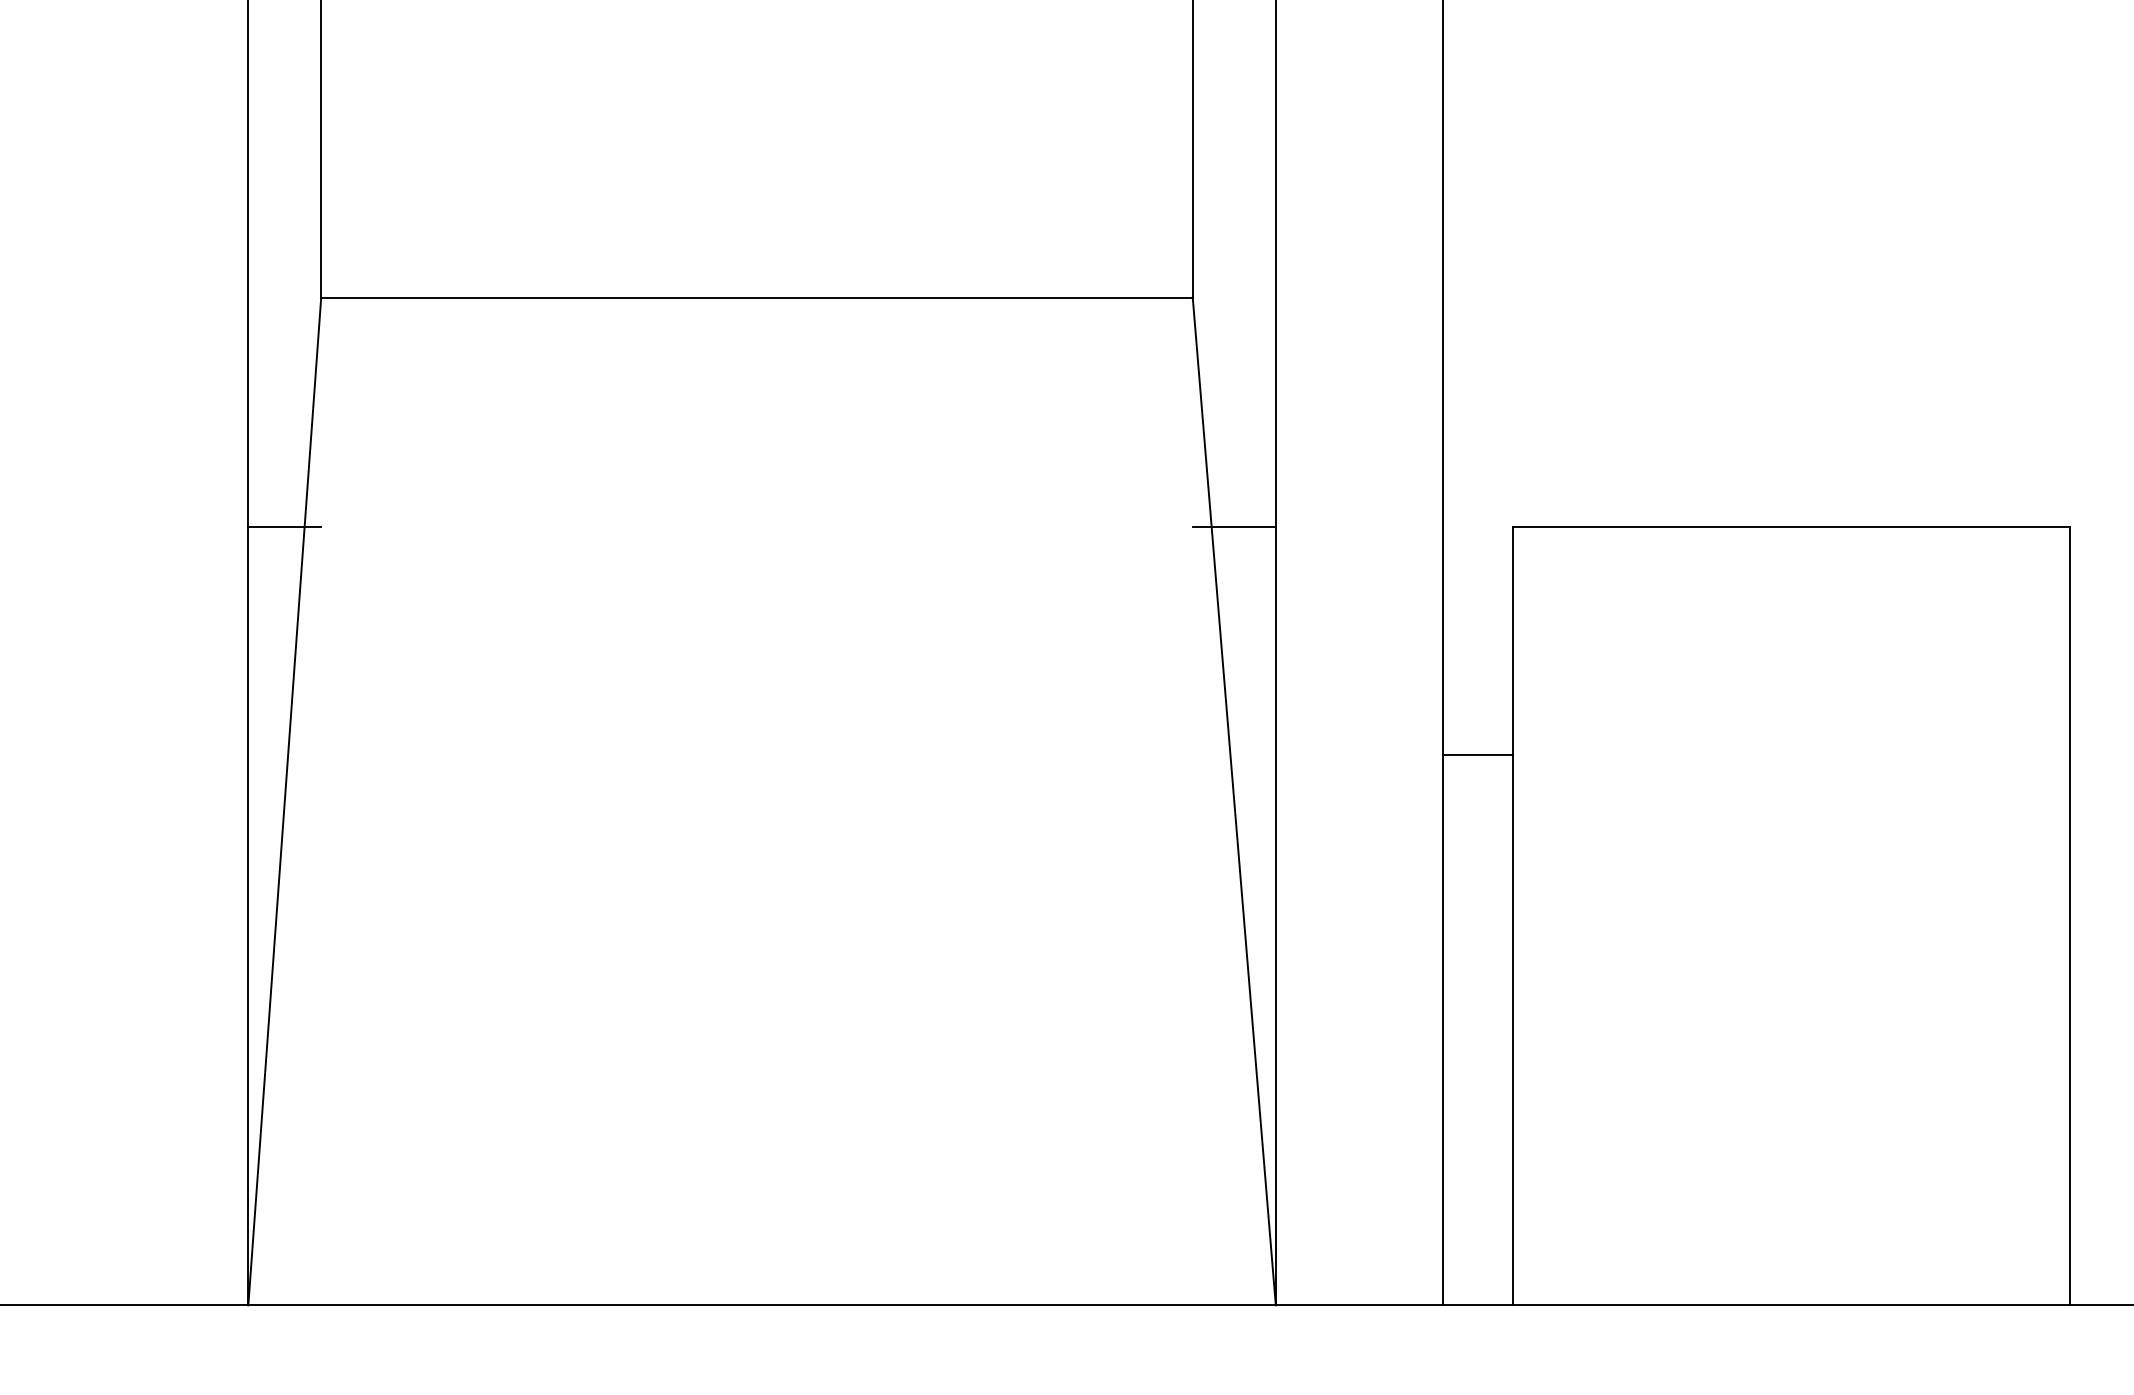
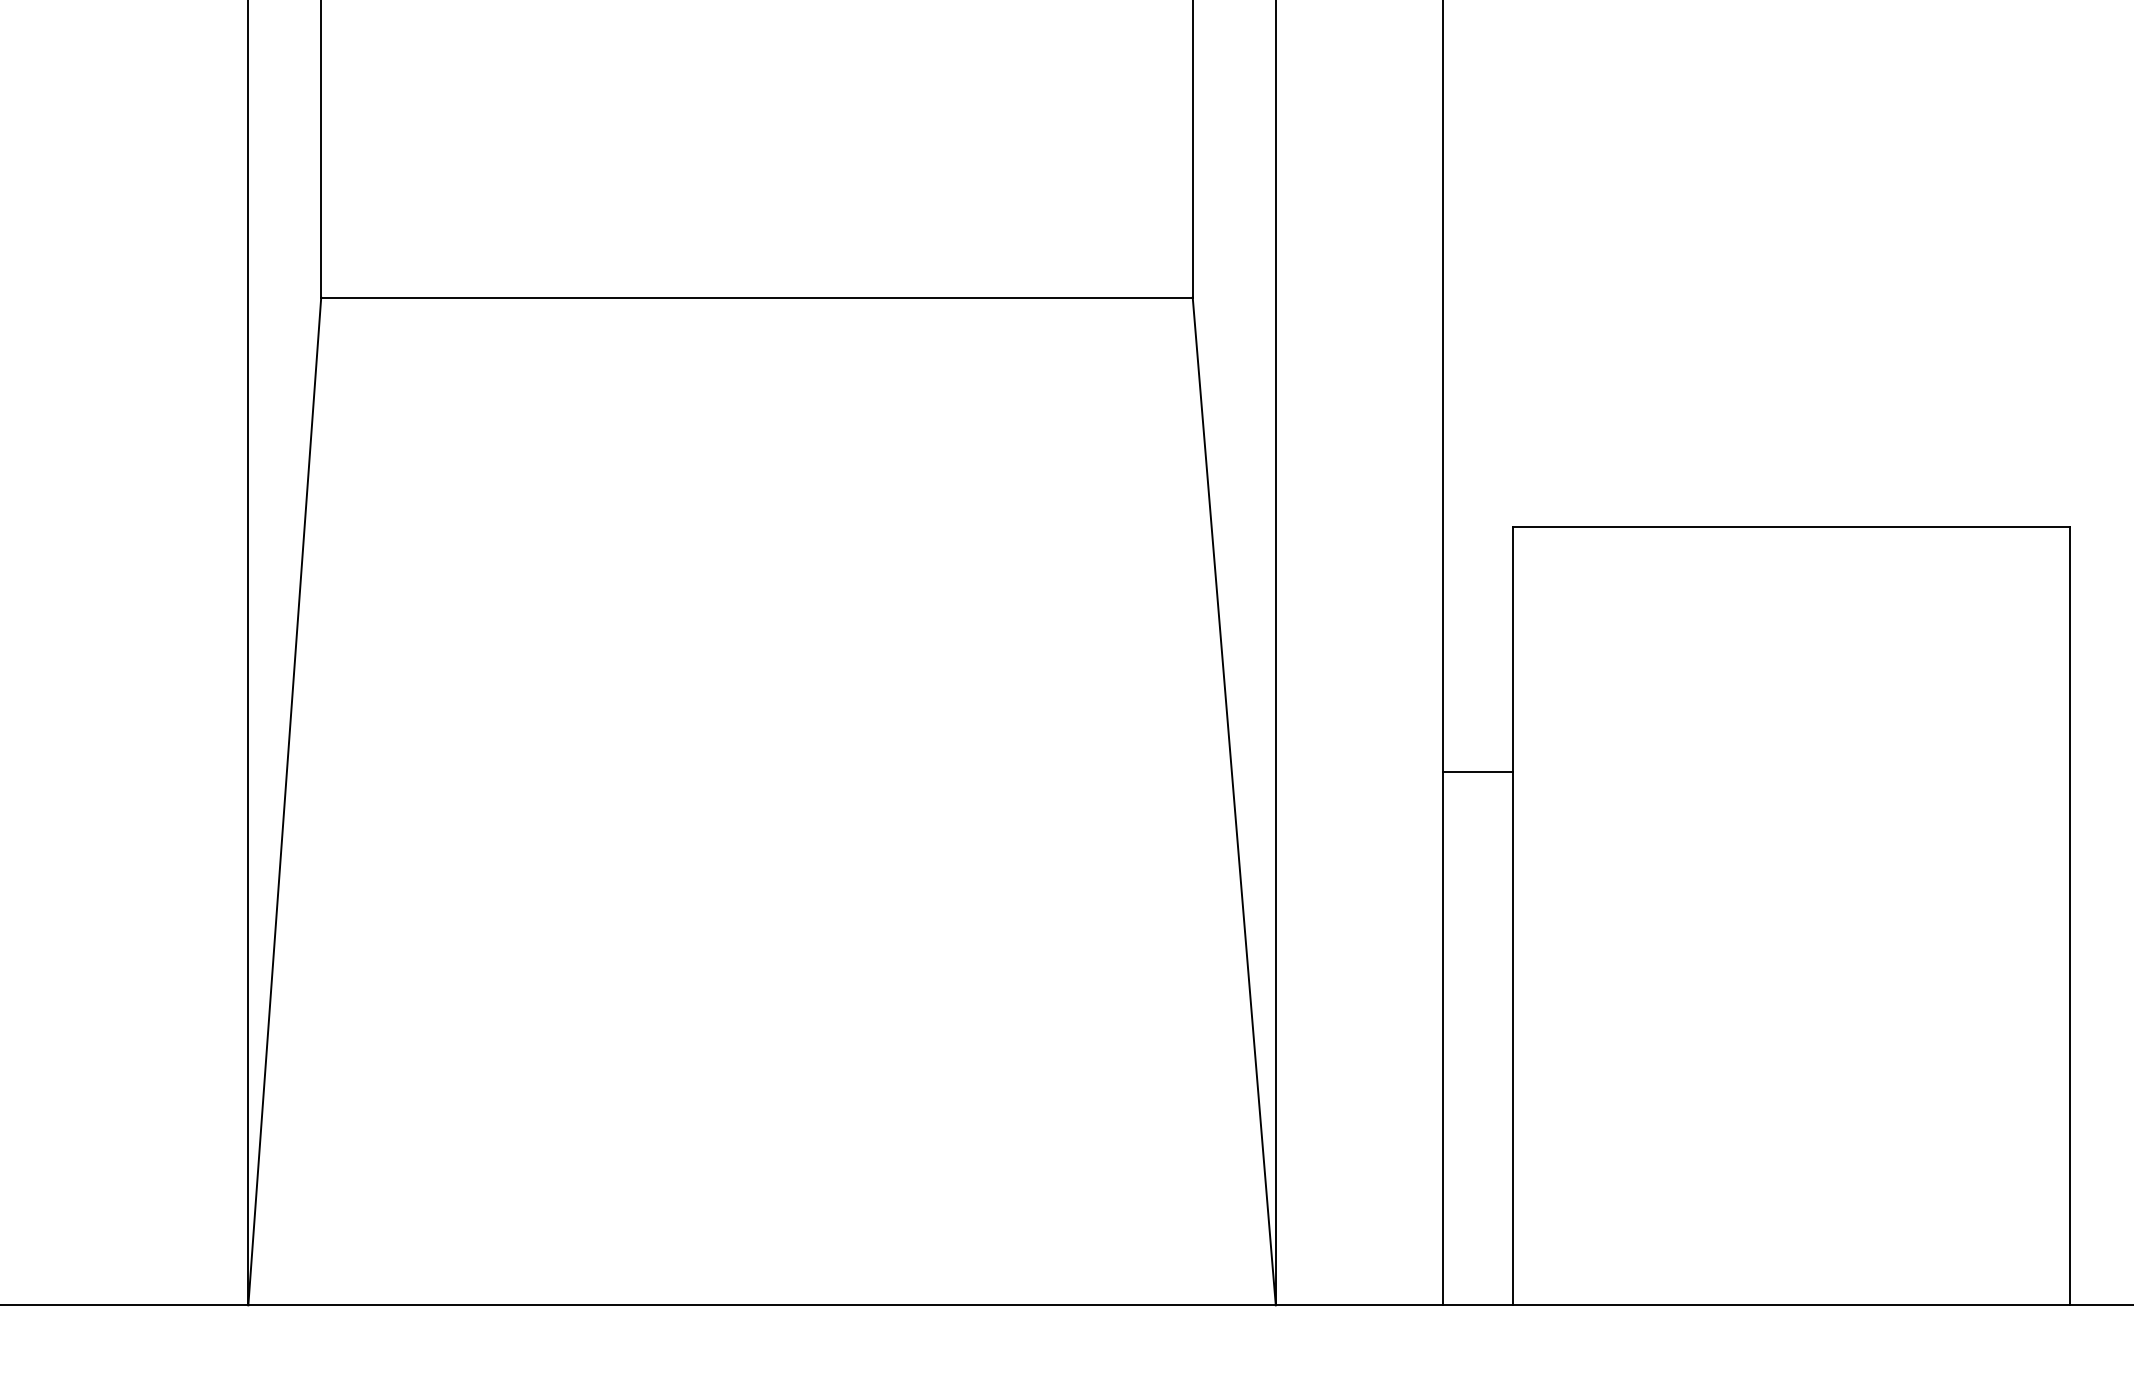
line: present -> none (284, 527)
line: present -> none (1233, 527)
line position: (1477, 754) -> (1477, 771) (1477, 771)
